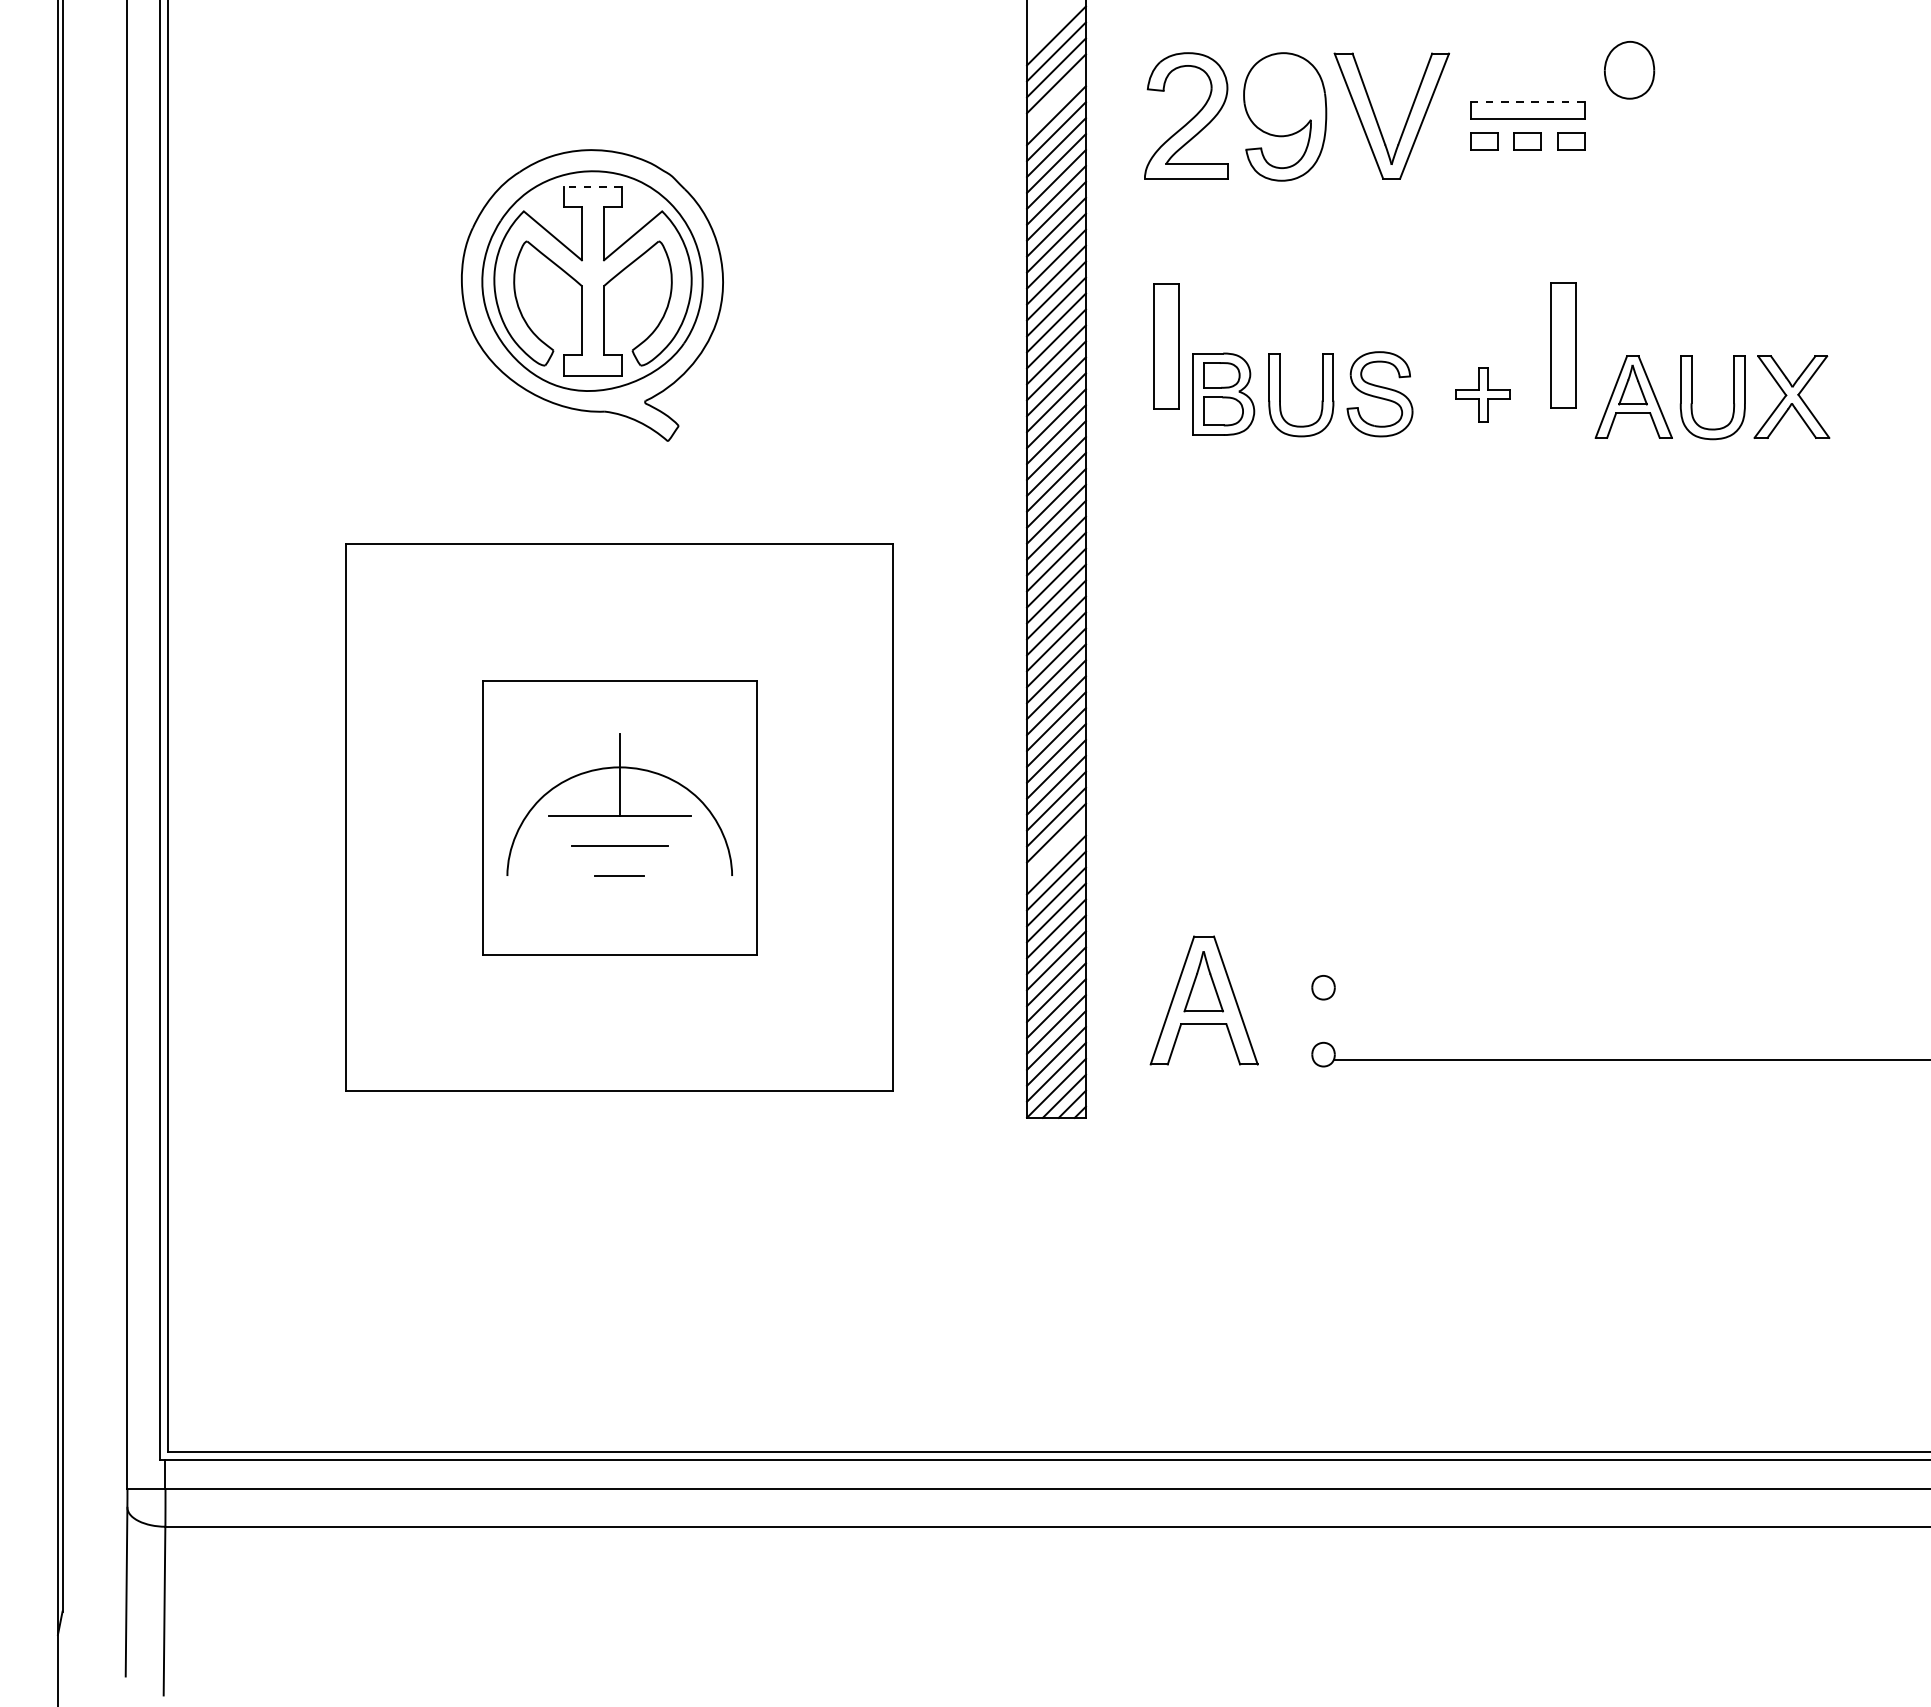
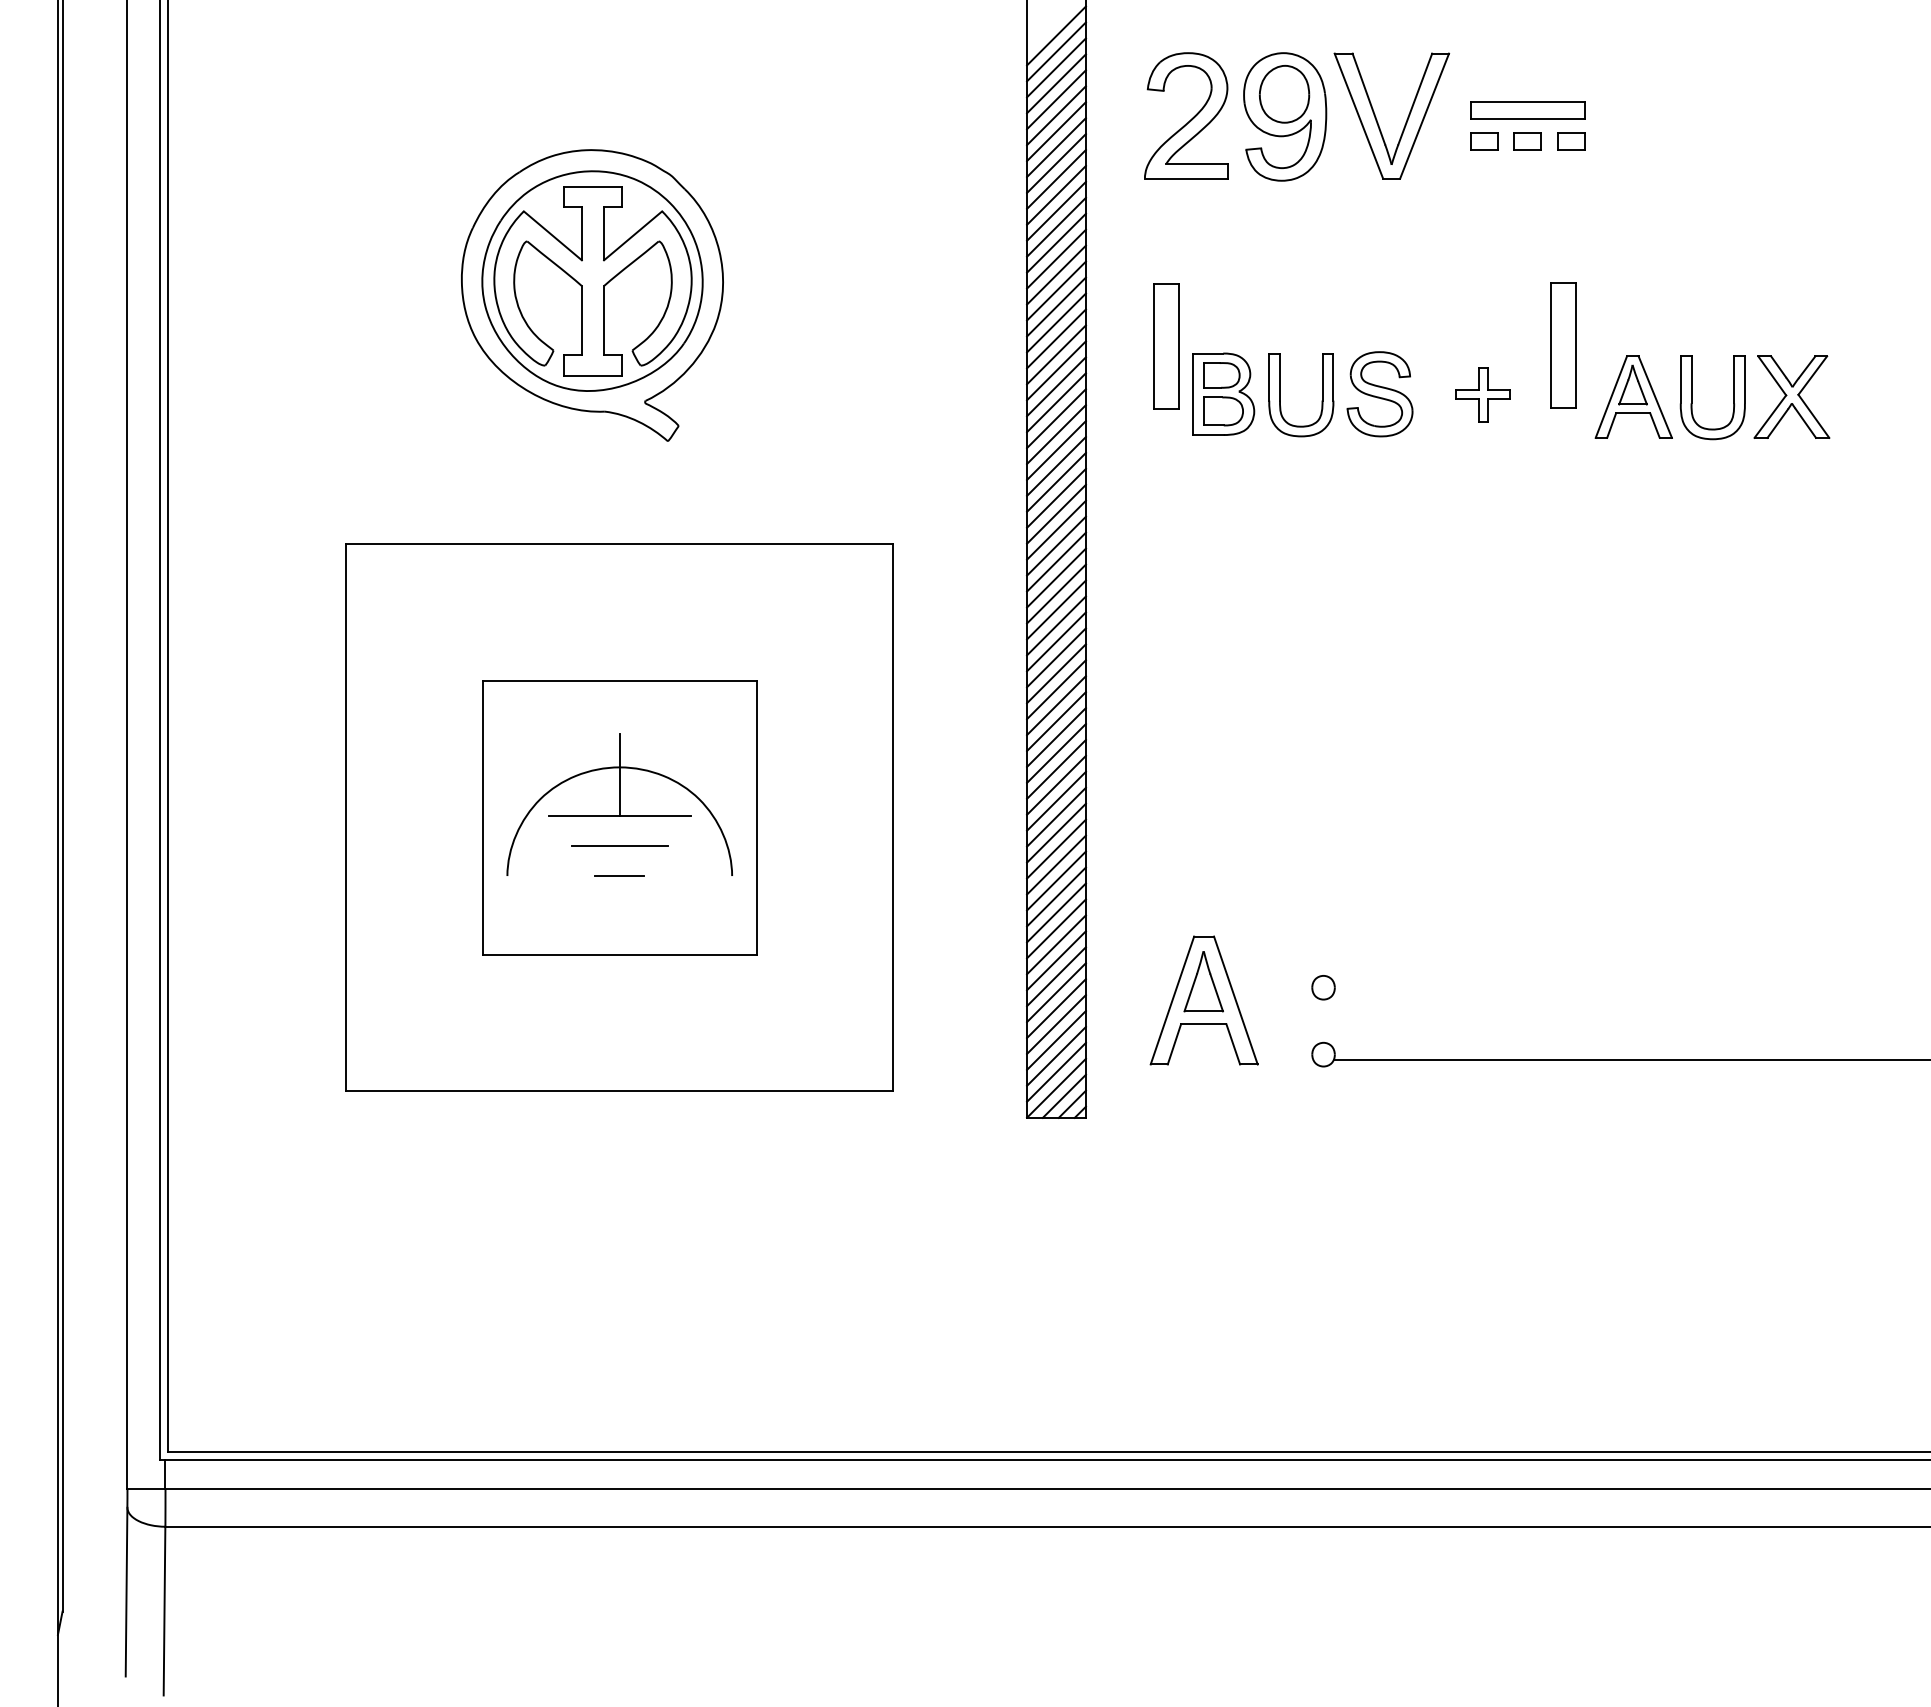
part position: (1629, 70) -> (1284, 94) (1284, 94)
line: none -> present (1056, 99)
line: dashed -> solid (1528, 102)
line: dashed -> solid (593, 186)
line: none -> present (1056, 848)
